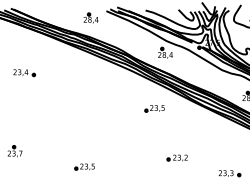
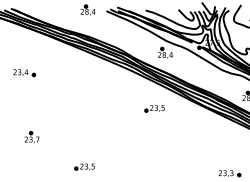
part position: (90, 17) -> (87, 9) (87, 9)
part position: (14, 151) -> (31, 137) (31, 137)
part: present -> none (176, 157)
